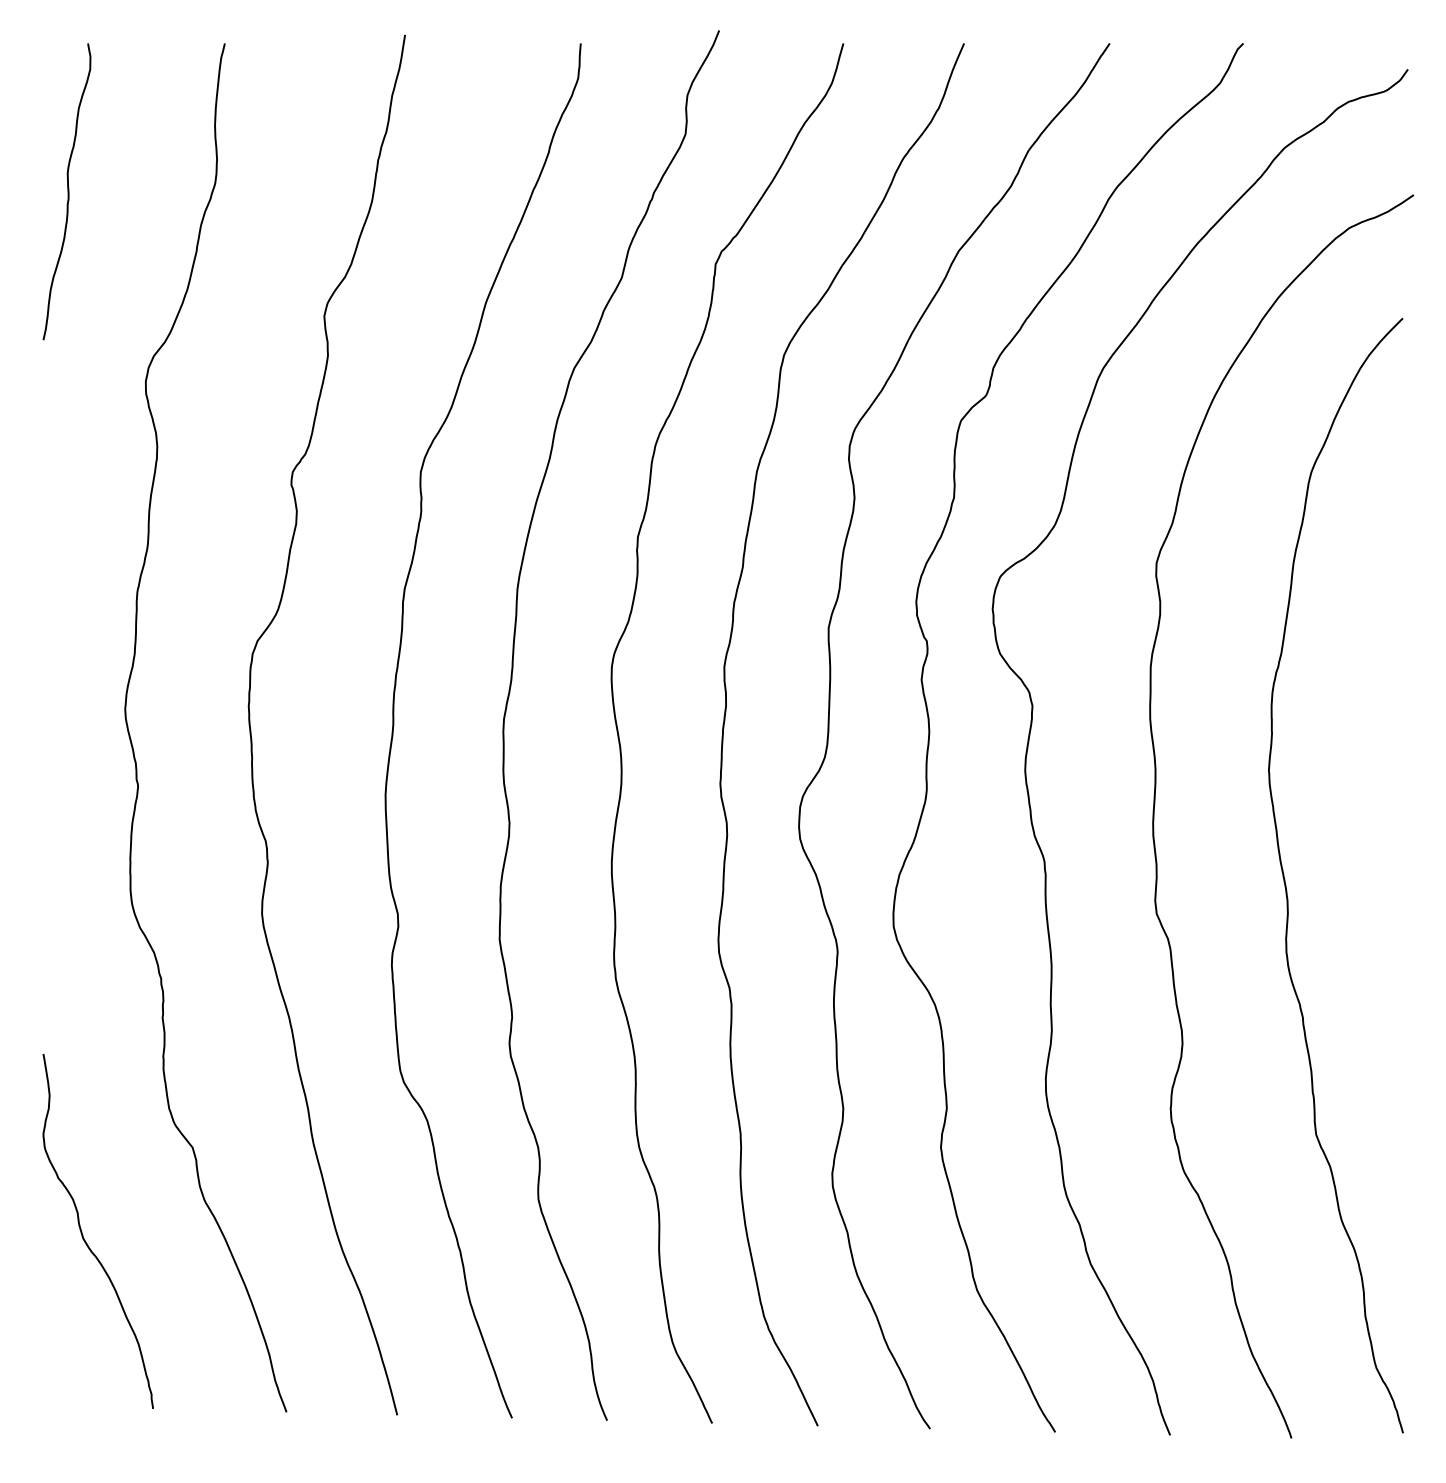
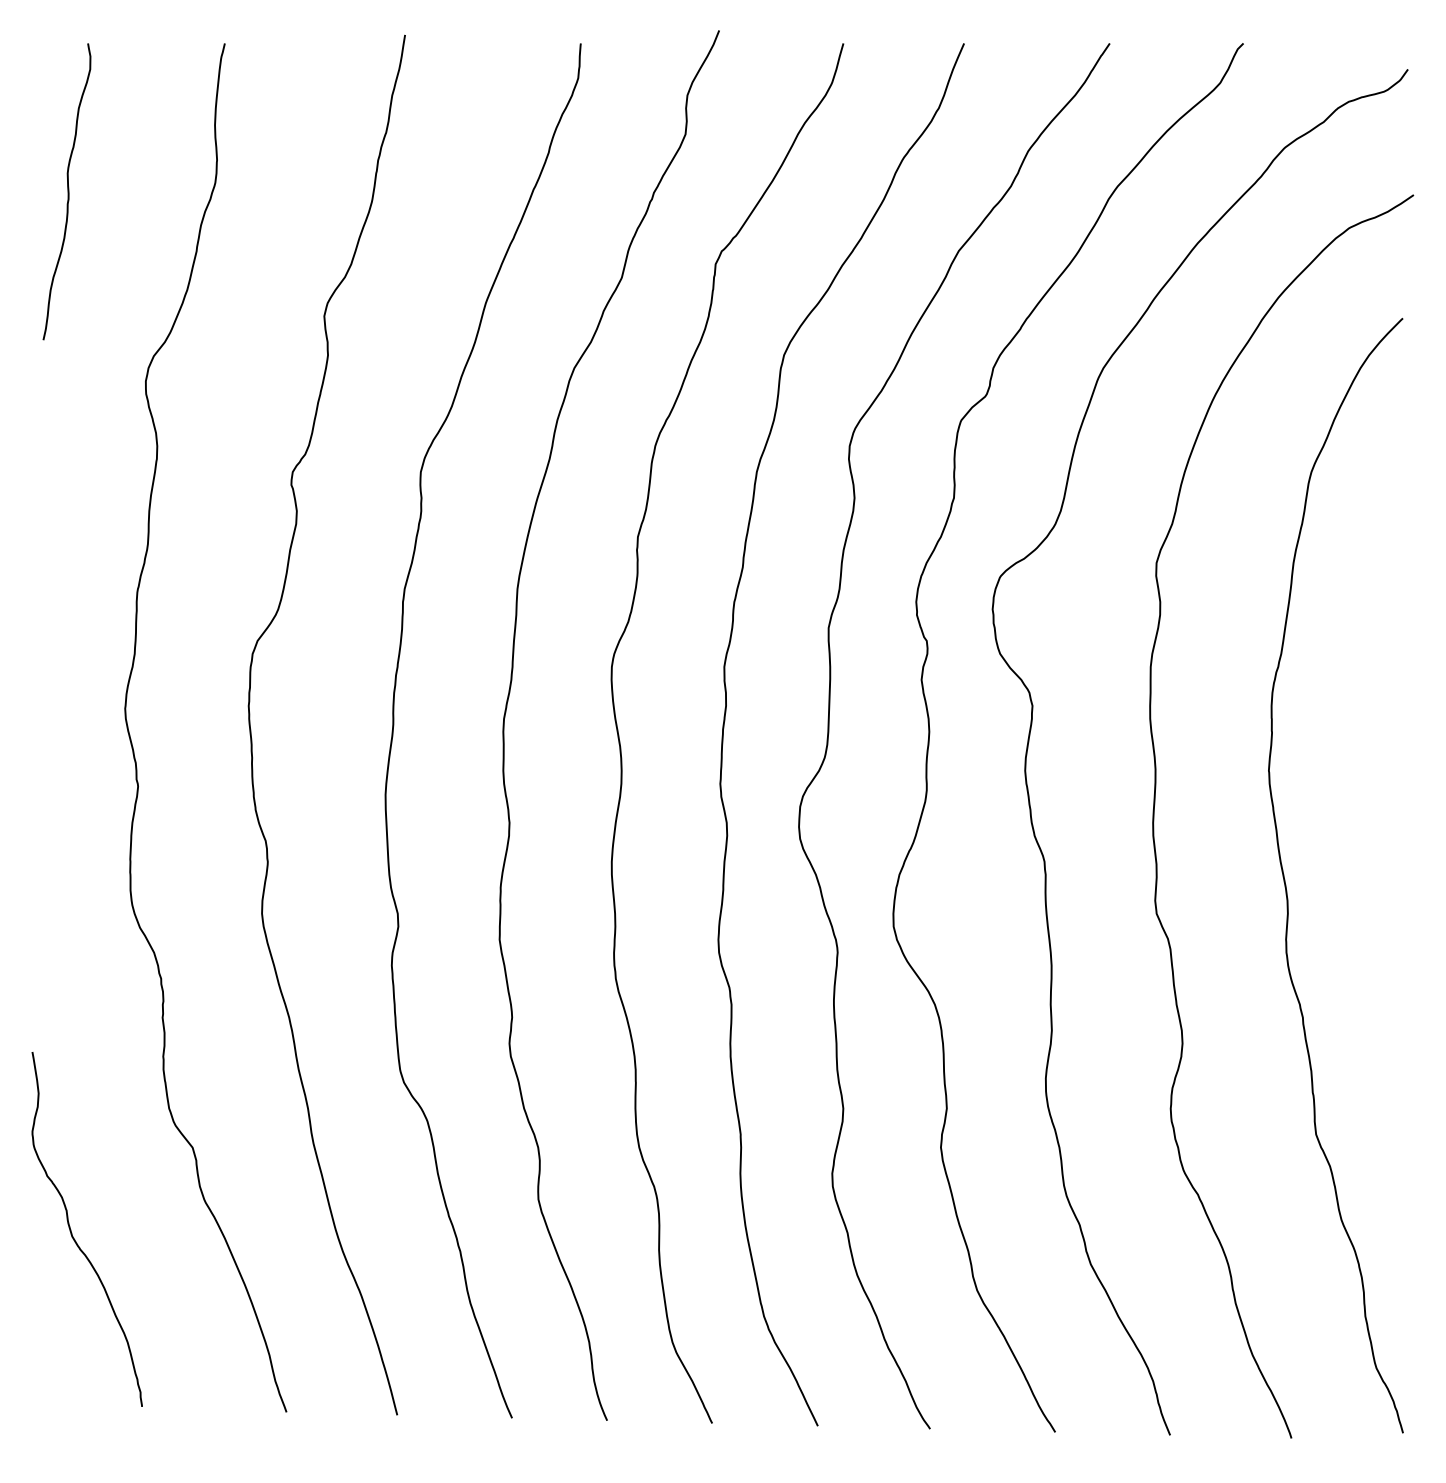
curve position: (83, 1235) -> (72, 1233) (72, 1233)
